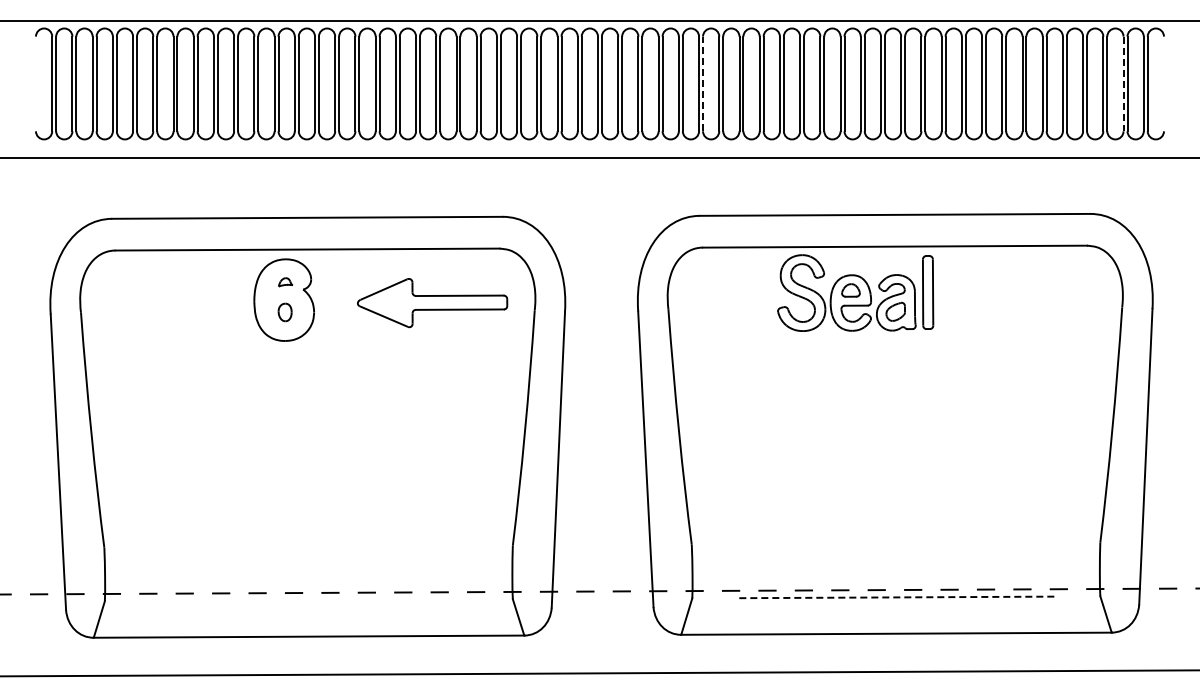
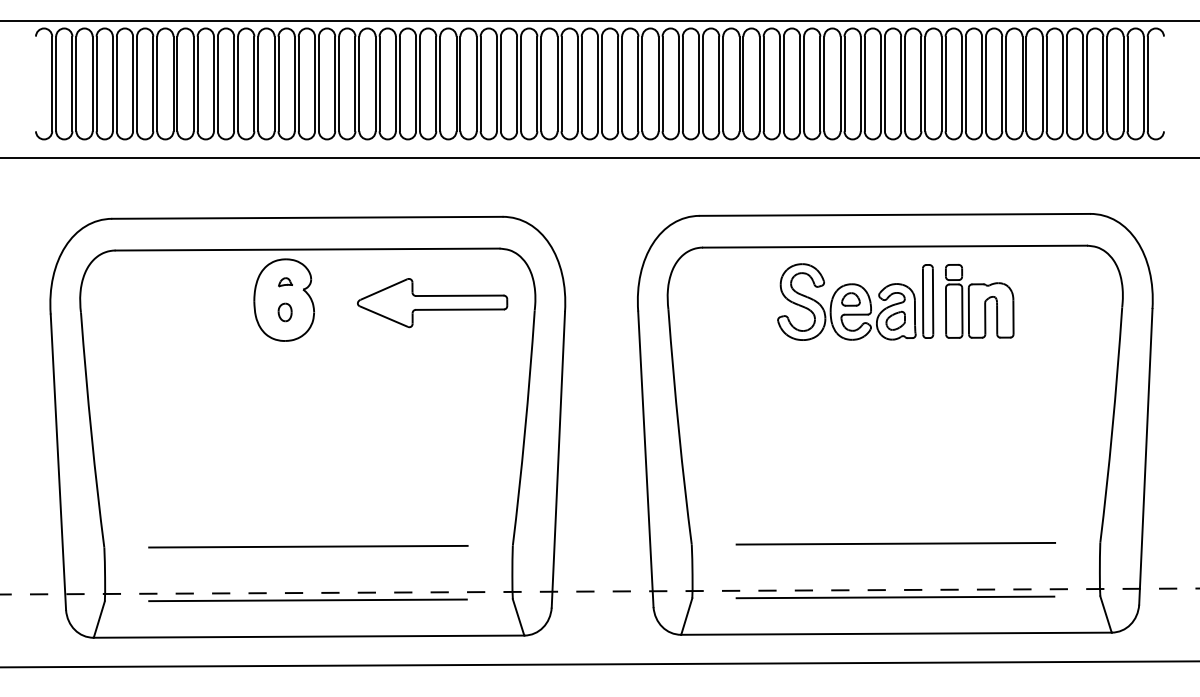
line: dashed -> solid (703, 83)
line: dashed -> solid (1123, 84)
part position: (855, 292) -> (855, 301) (855, 301)
part: none -> present (979, 301)
line: none -> present (895, 543)
line: none -> present (308, 546)
line: dashed -> solid (895, 597)
line: none -> present (307, 600)
line position: (599, 673) -> (599, 664) (599, 664)
